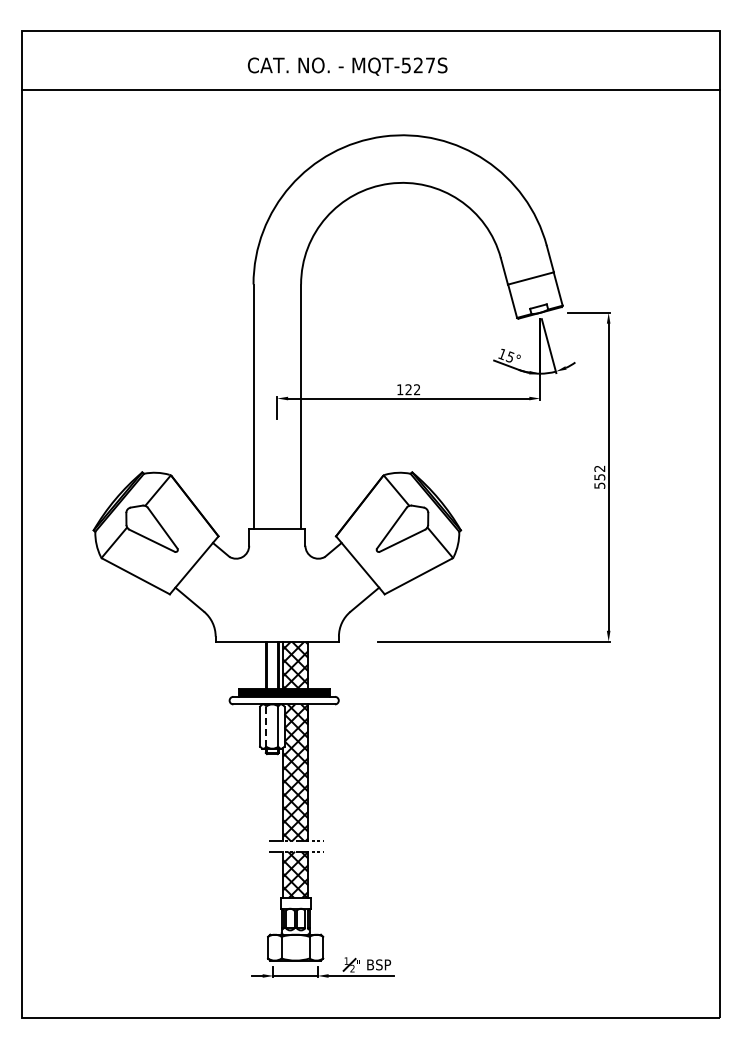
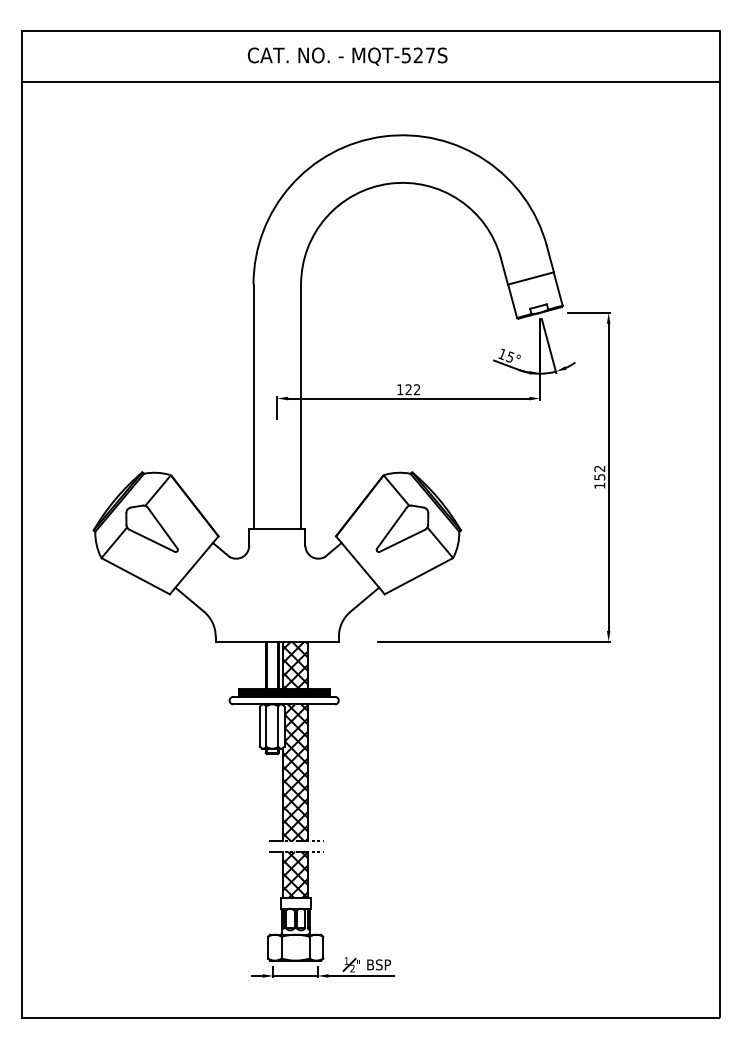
text position: (347, 66) -> (347, 56) (347, 56)
line position: (370, 89) -> (370, 81) (370, 81)
text: 552 -> 152 (599, 485)
line: dashed -> solid (266, 727)
